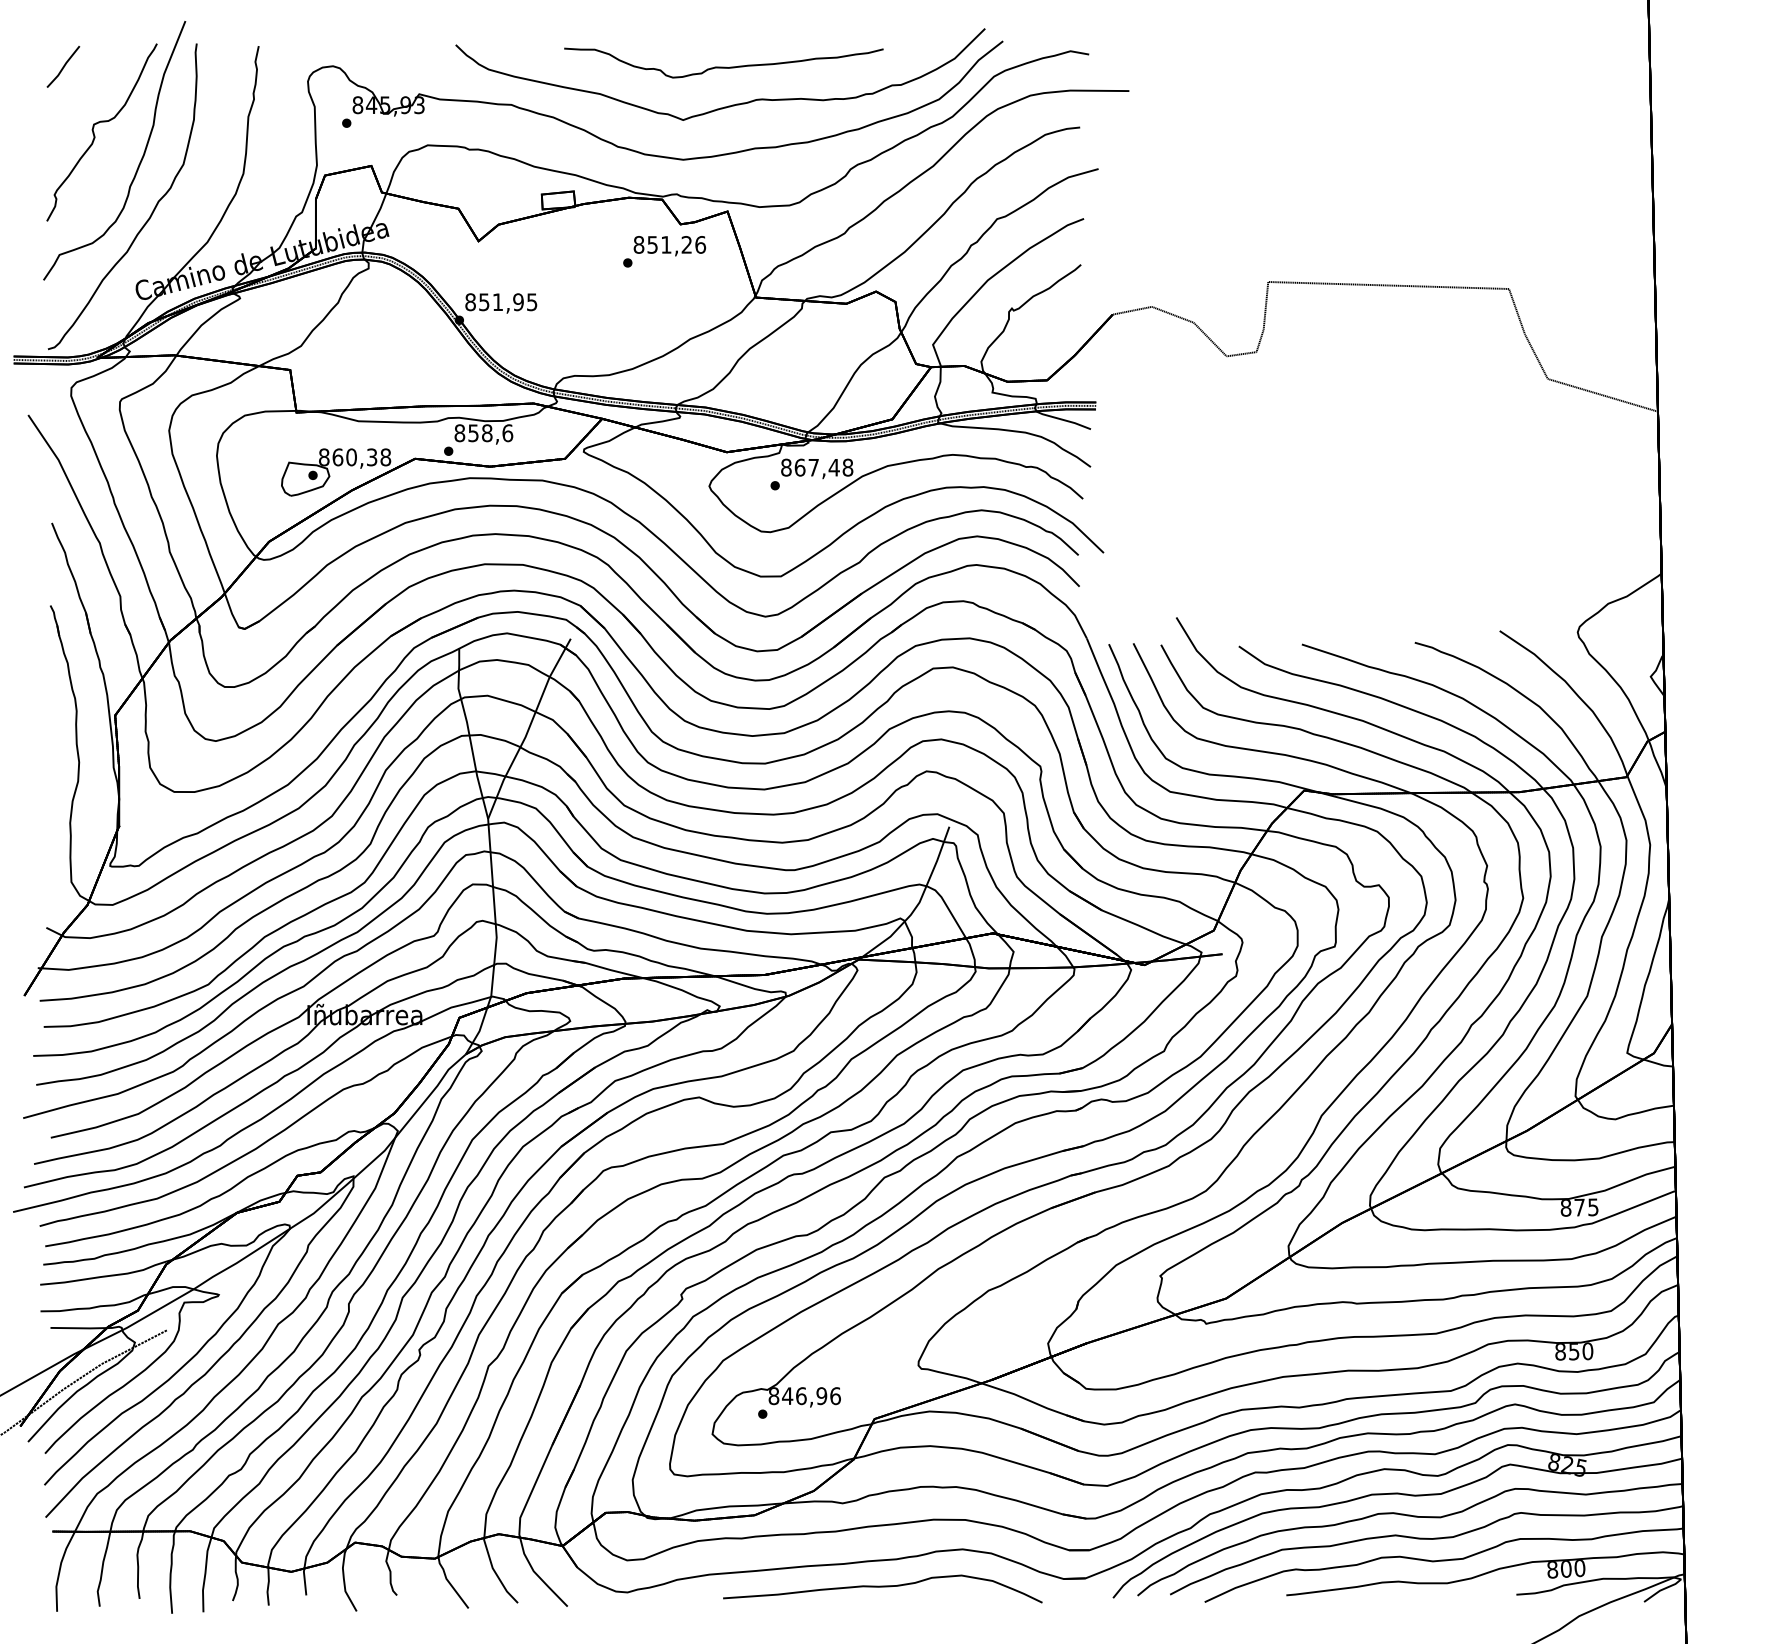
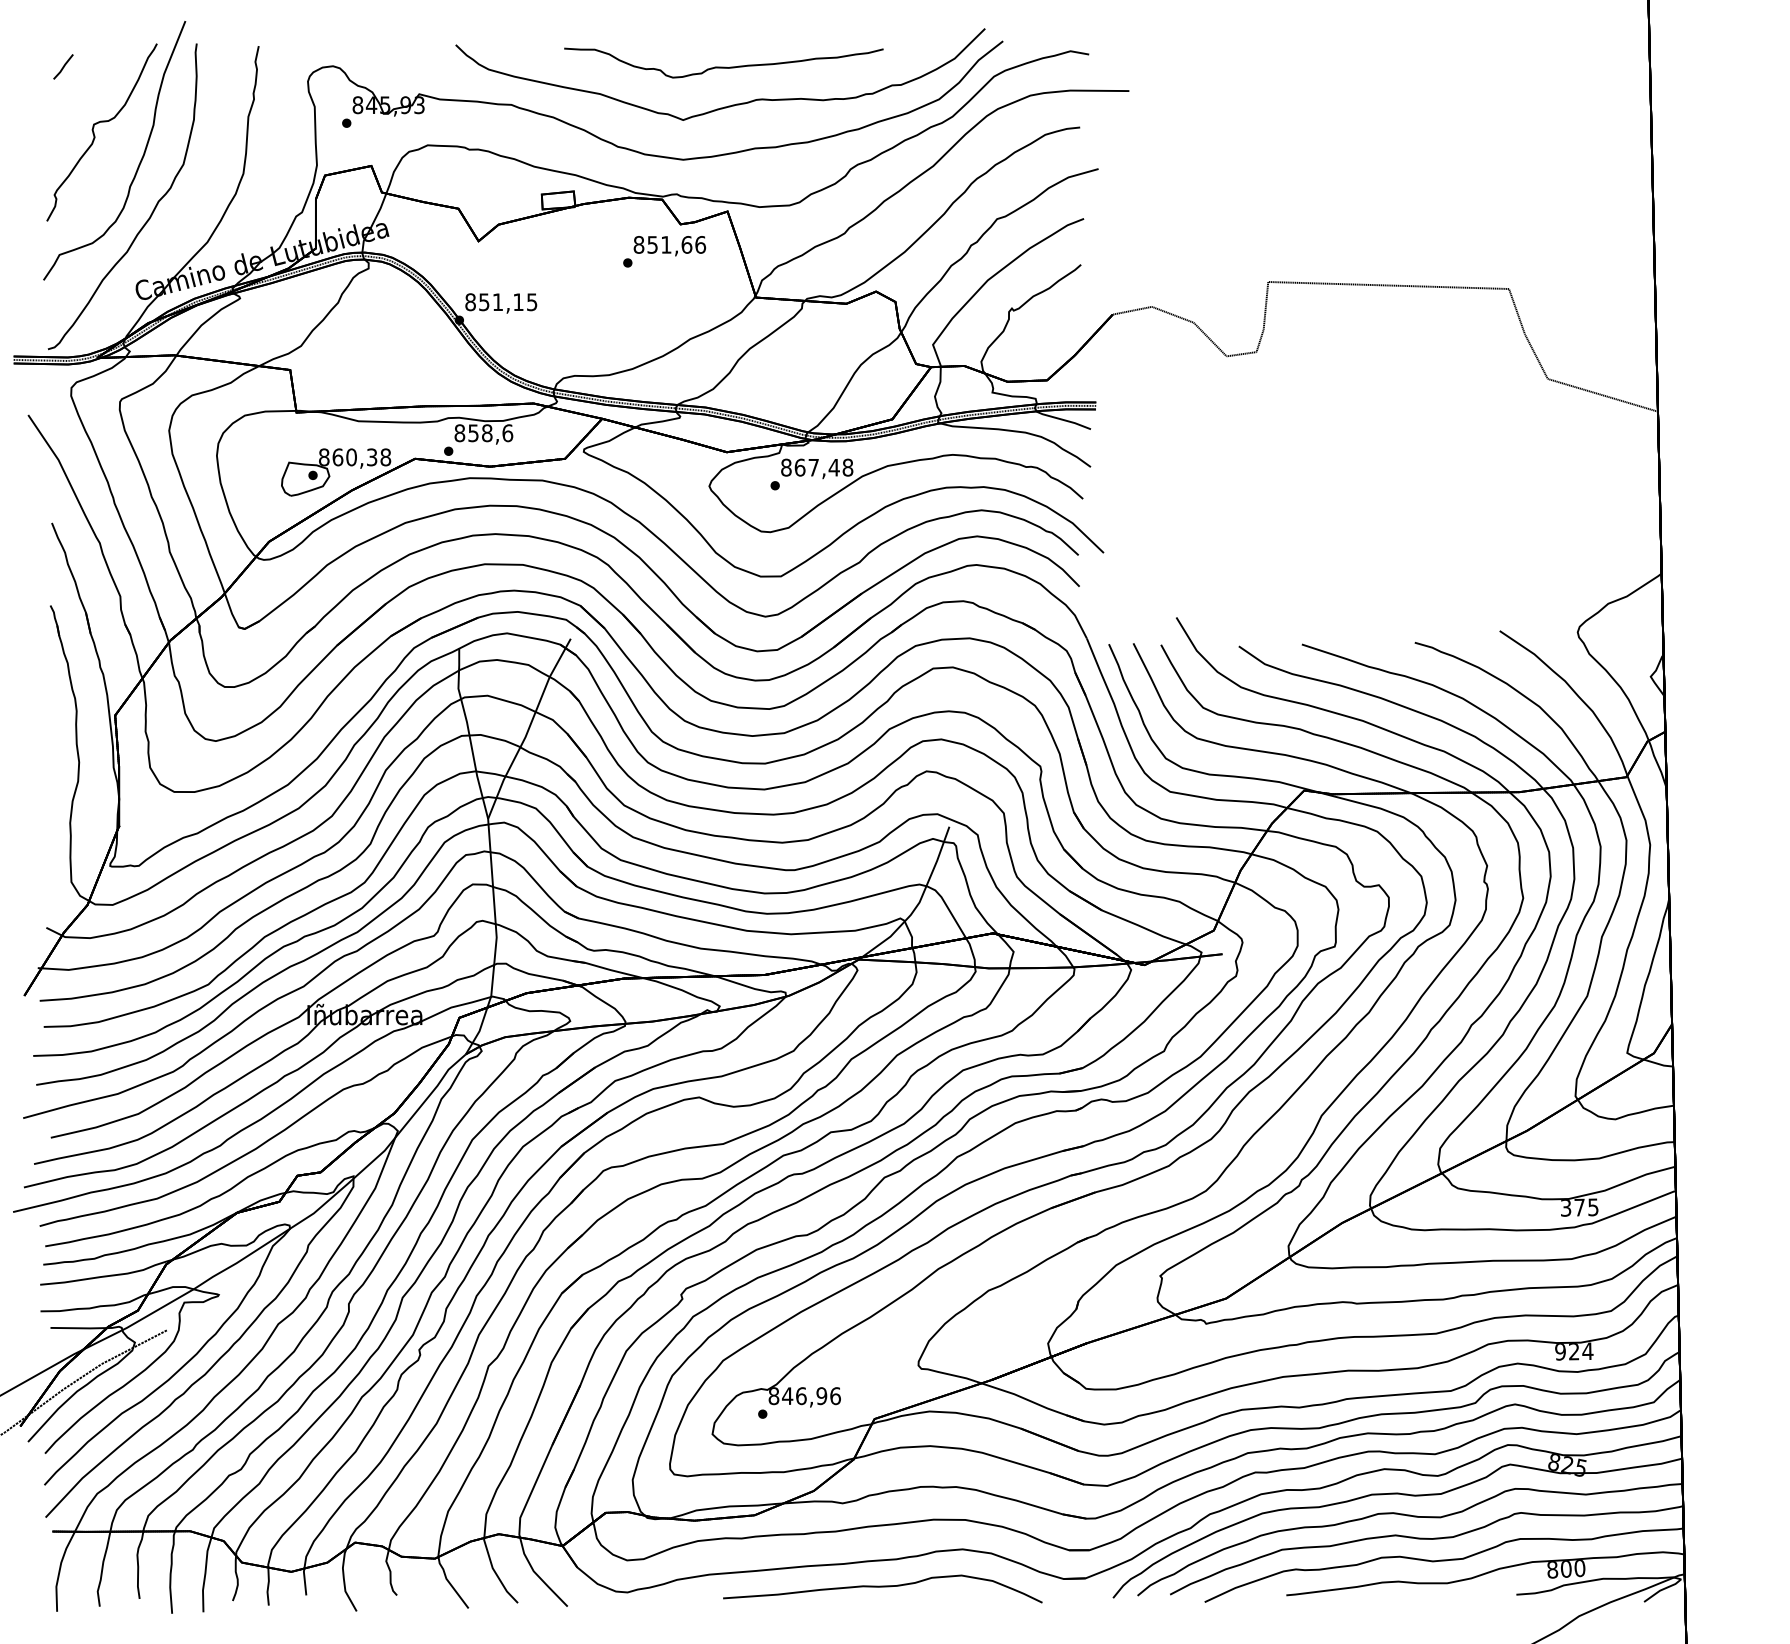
part size: 35x42 px -> 21x26 px (63, 66)
text: 851,26 -> 851,66 (686, 244)
text: 851,95 -> 851,15 (518, 302)
text: 875 -> 375 (1565, 1208)
text: 850 -> 924 (1574, 1351)
